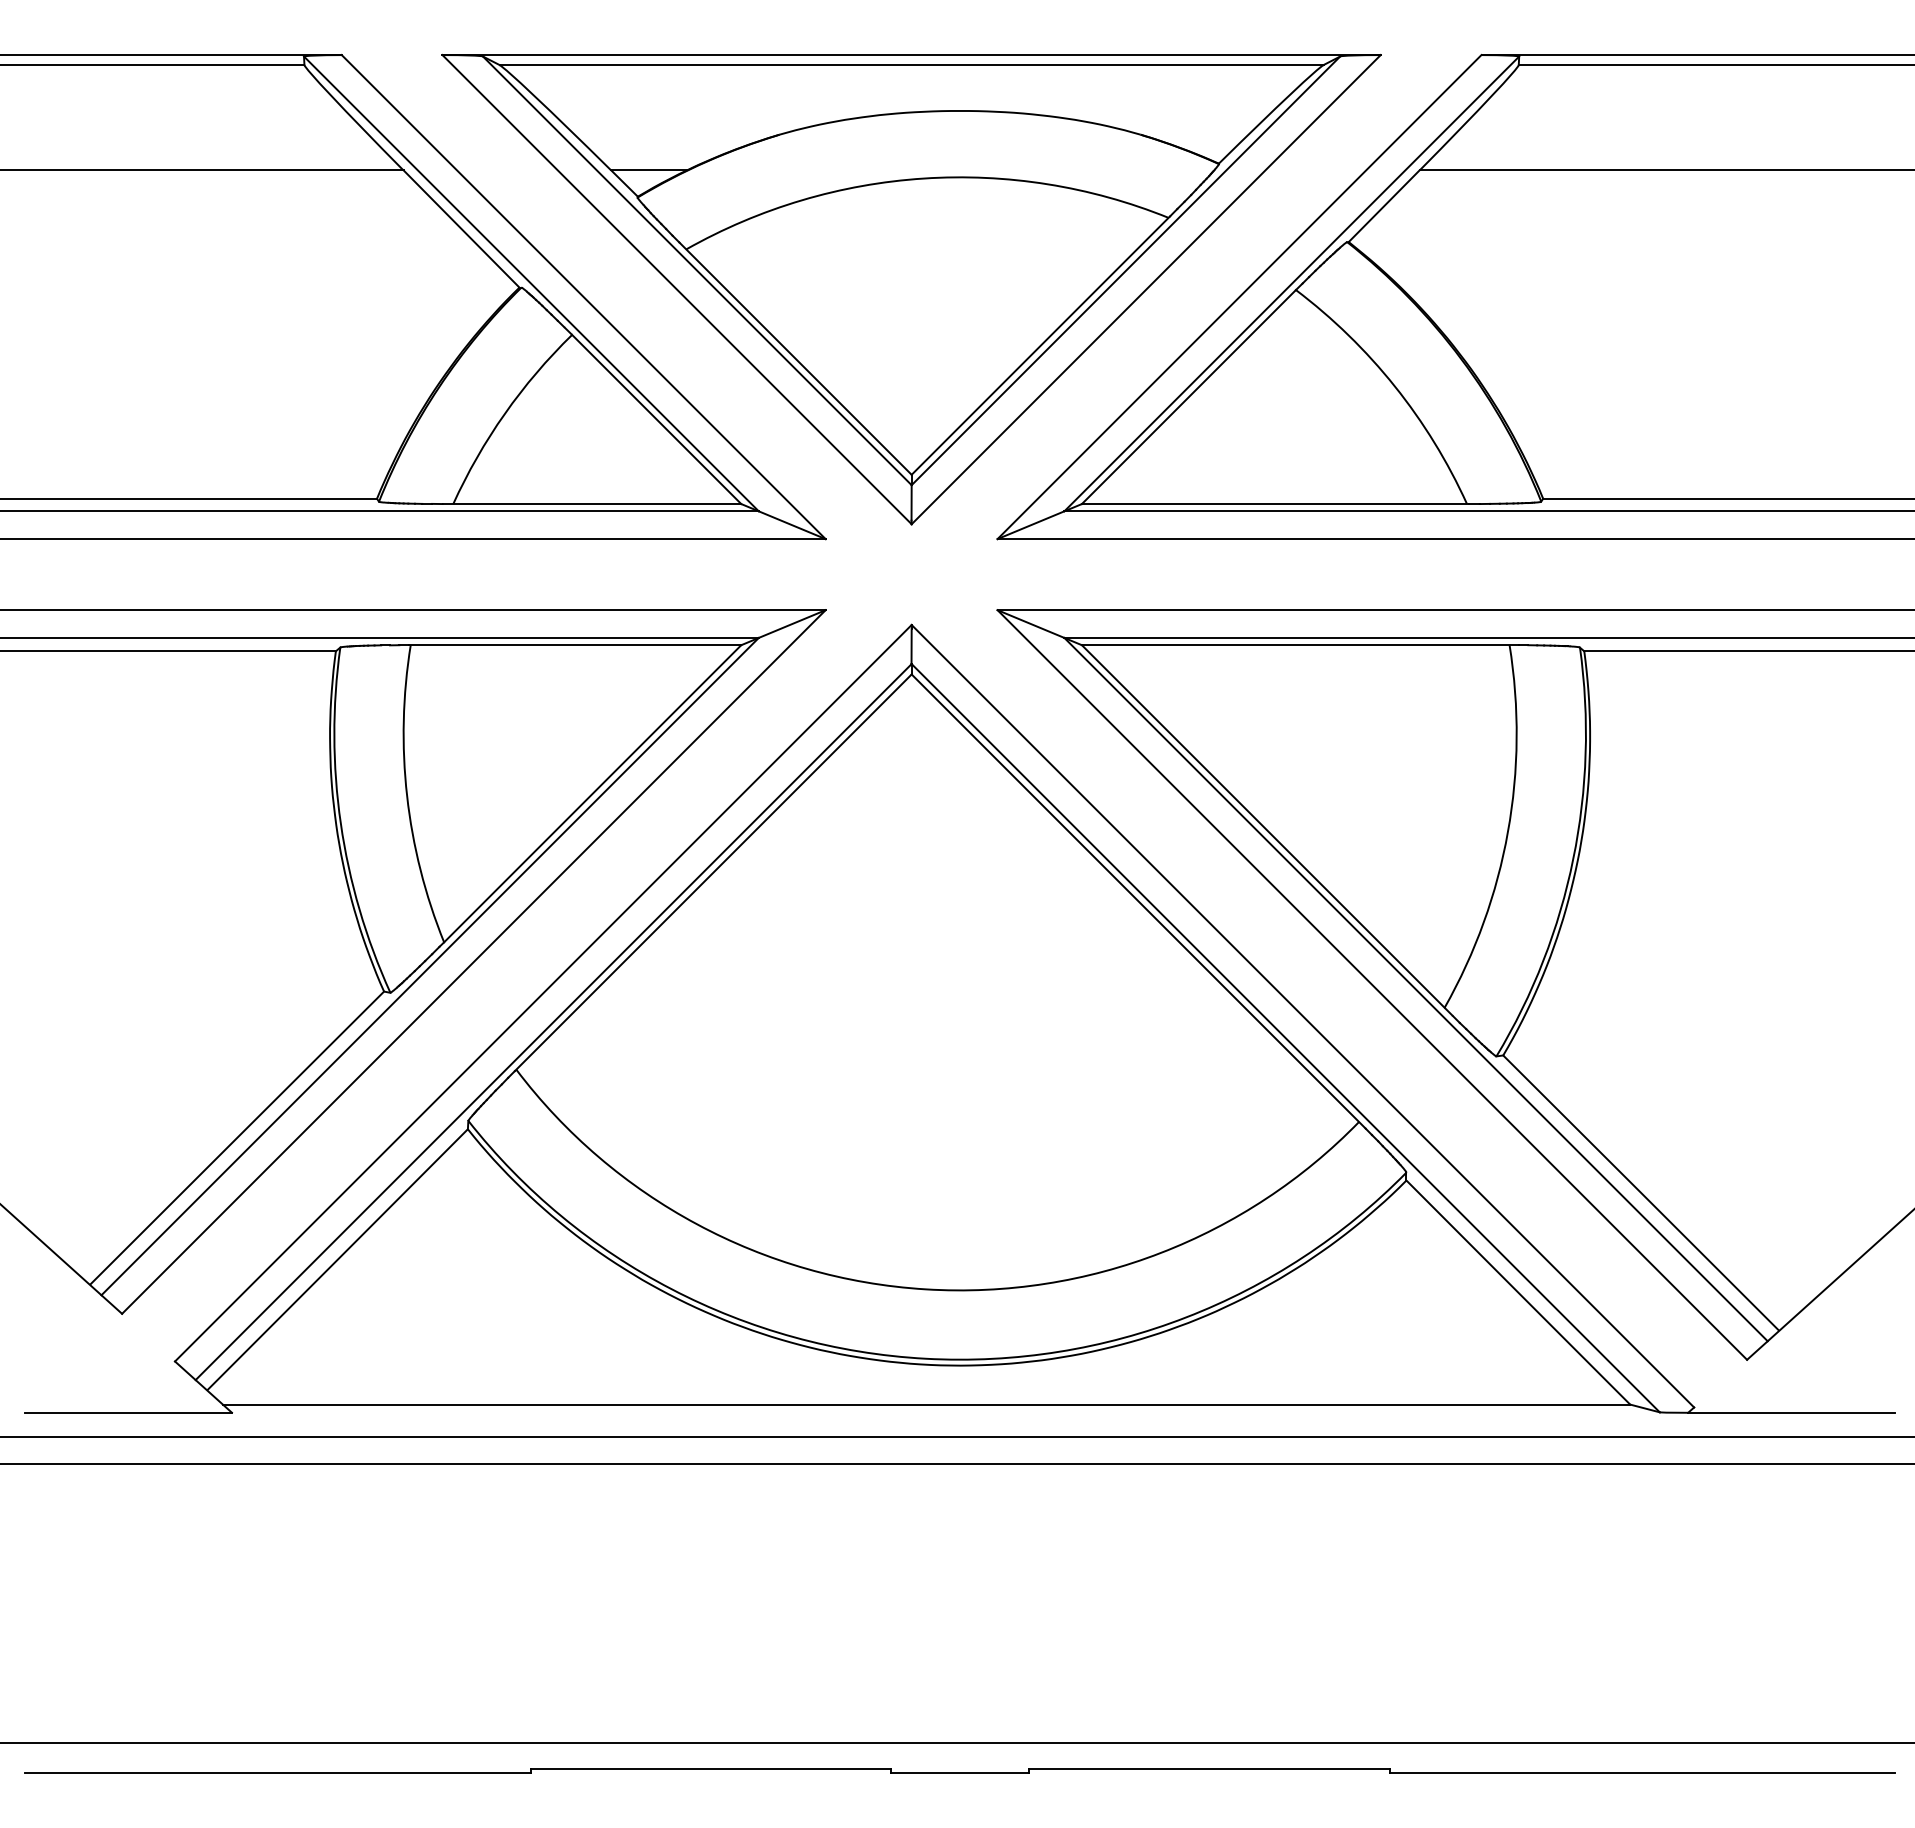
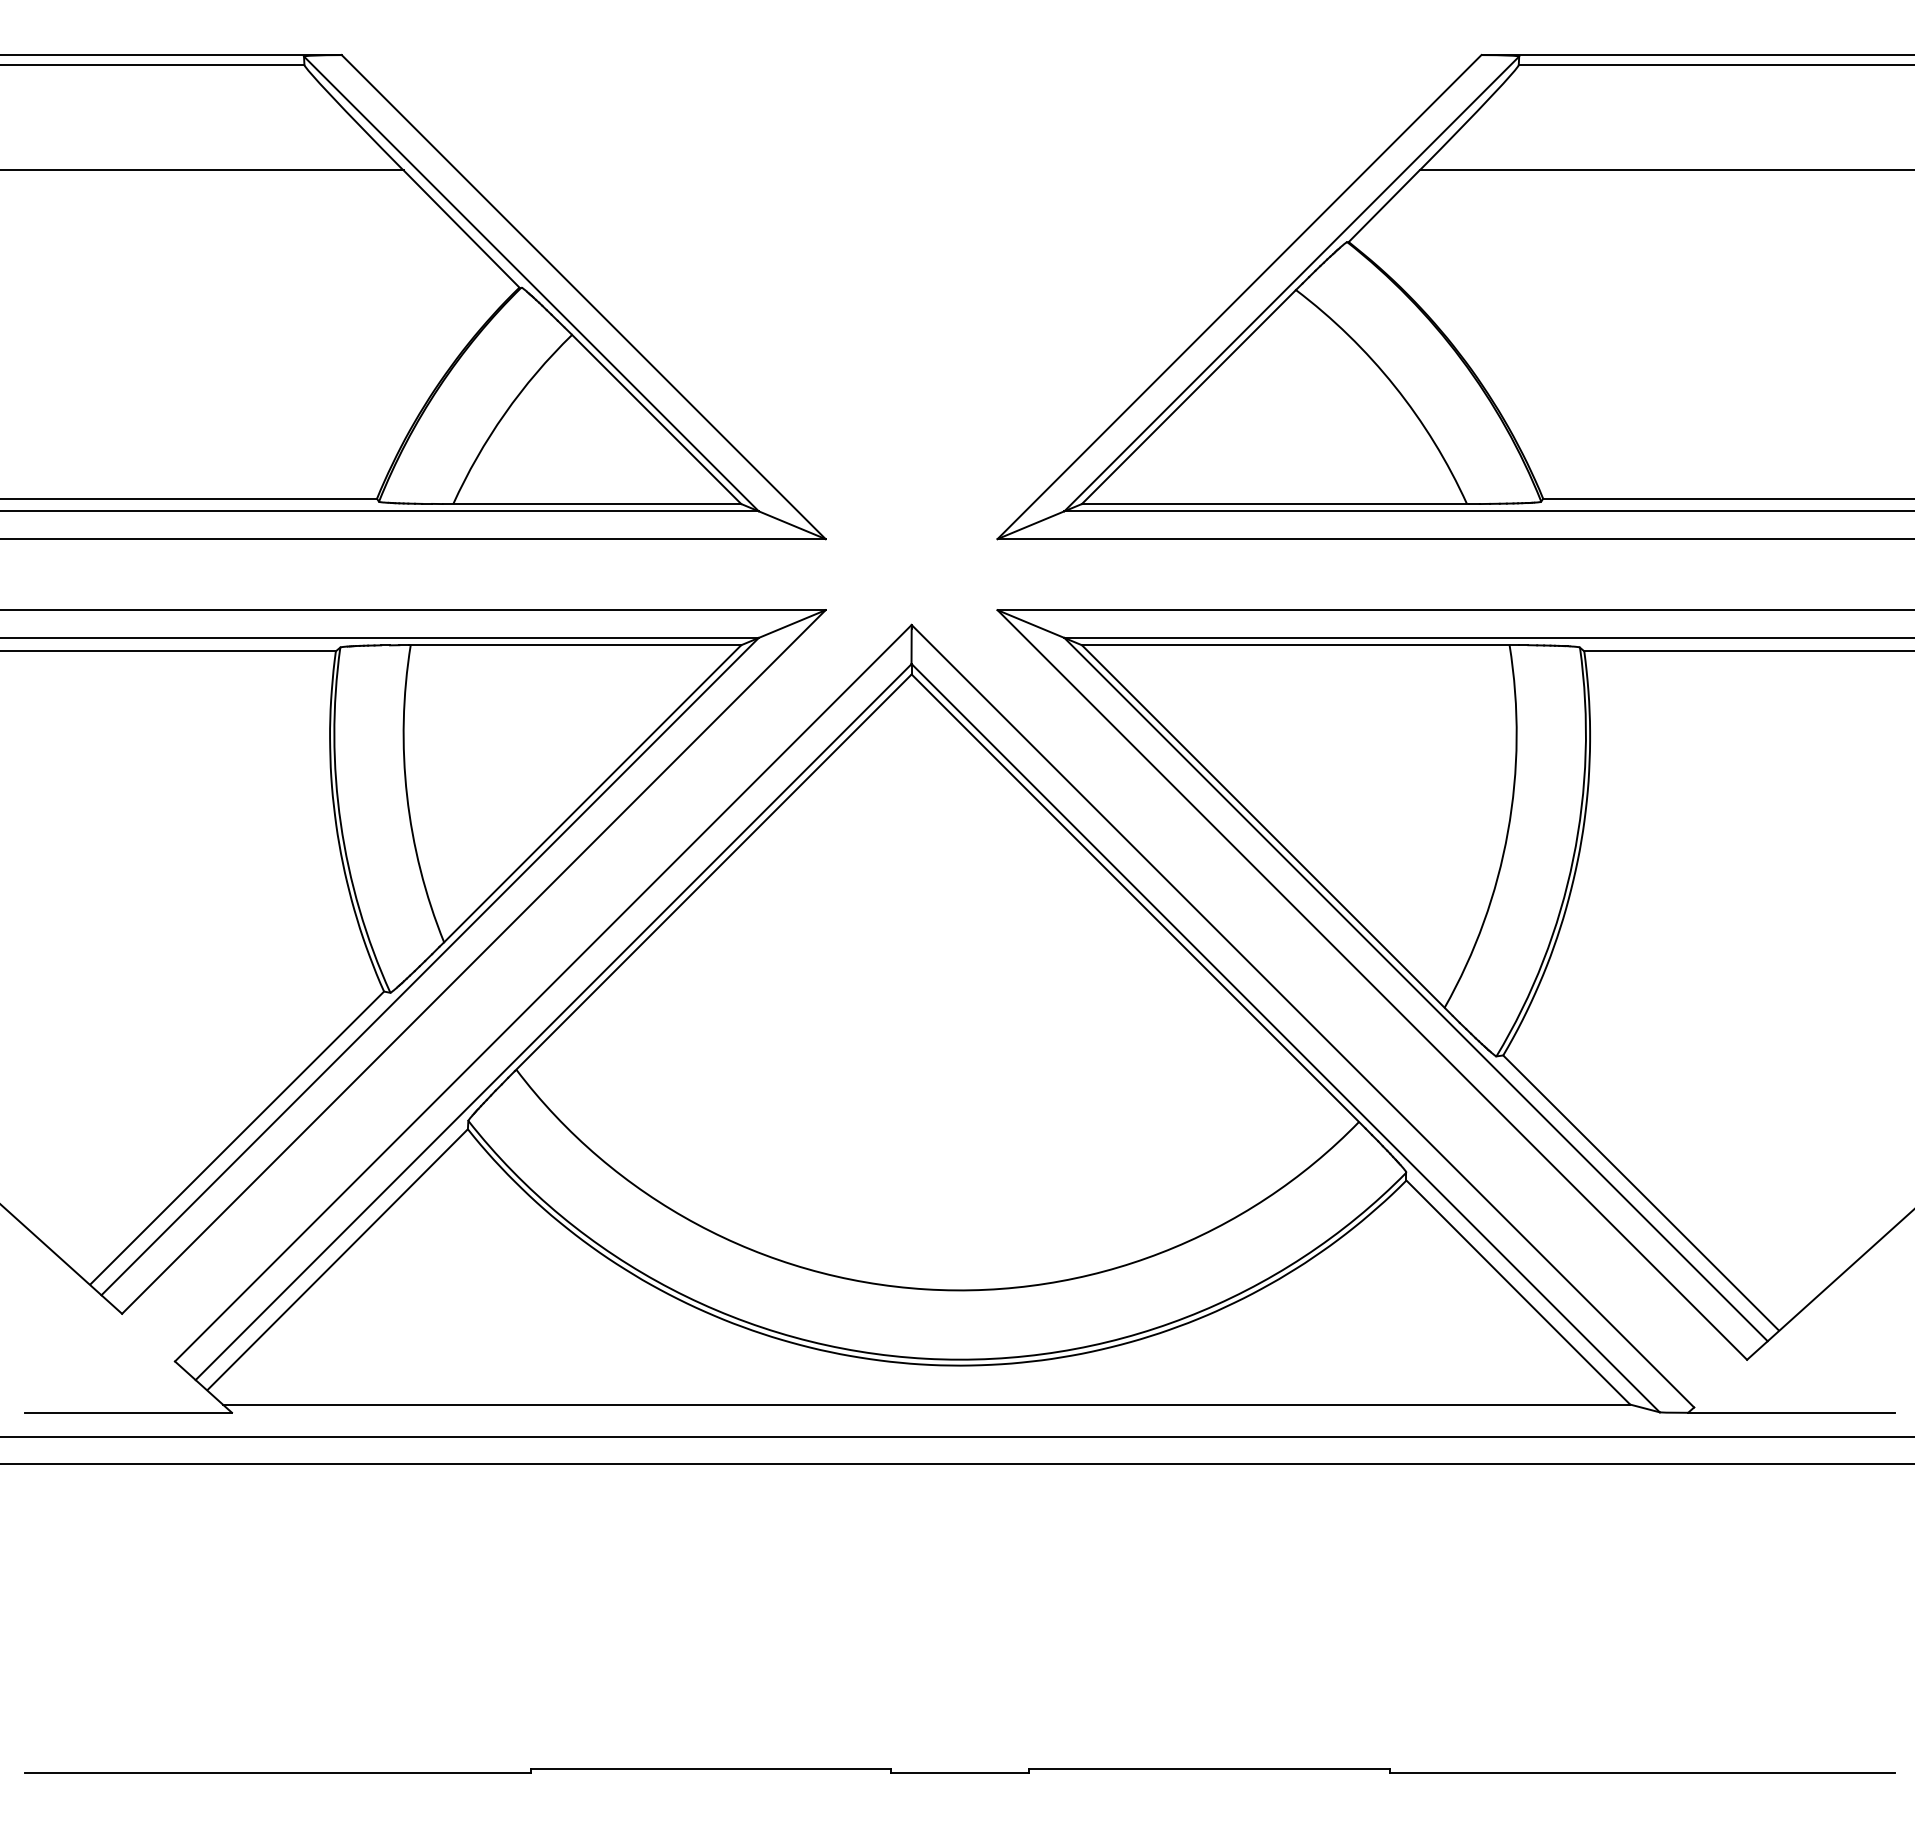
part: present -> none (911, 289)
line: present -> none (956, 1742)
